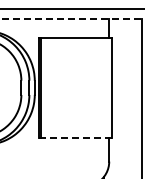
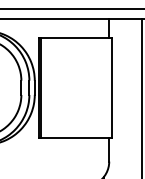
line: dashed -> solid (72, 19)
line: dashed -> solid (75, 137)
